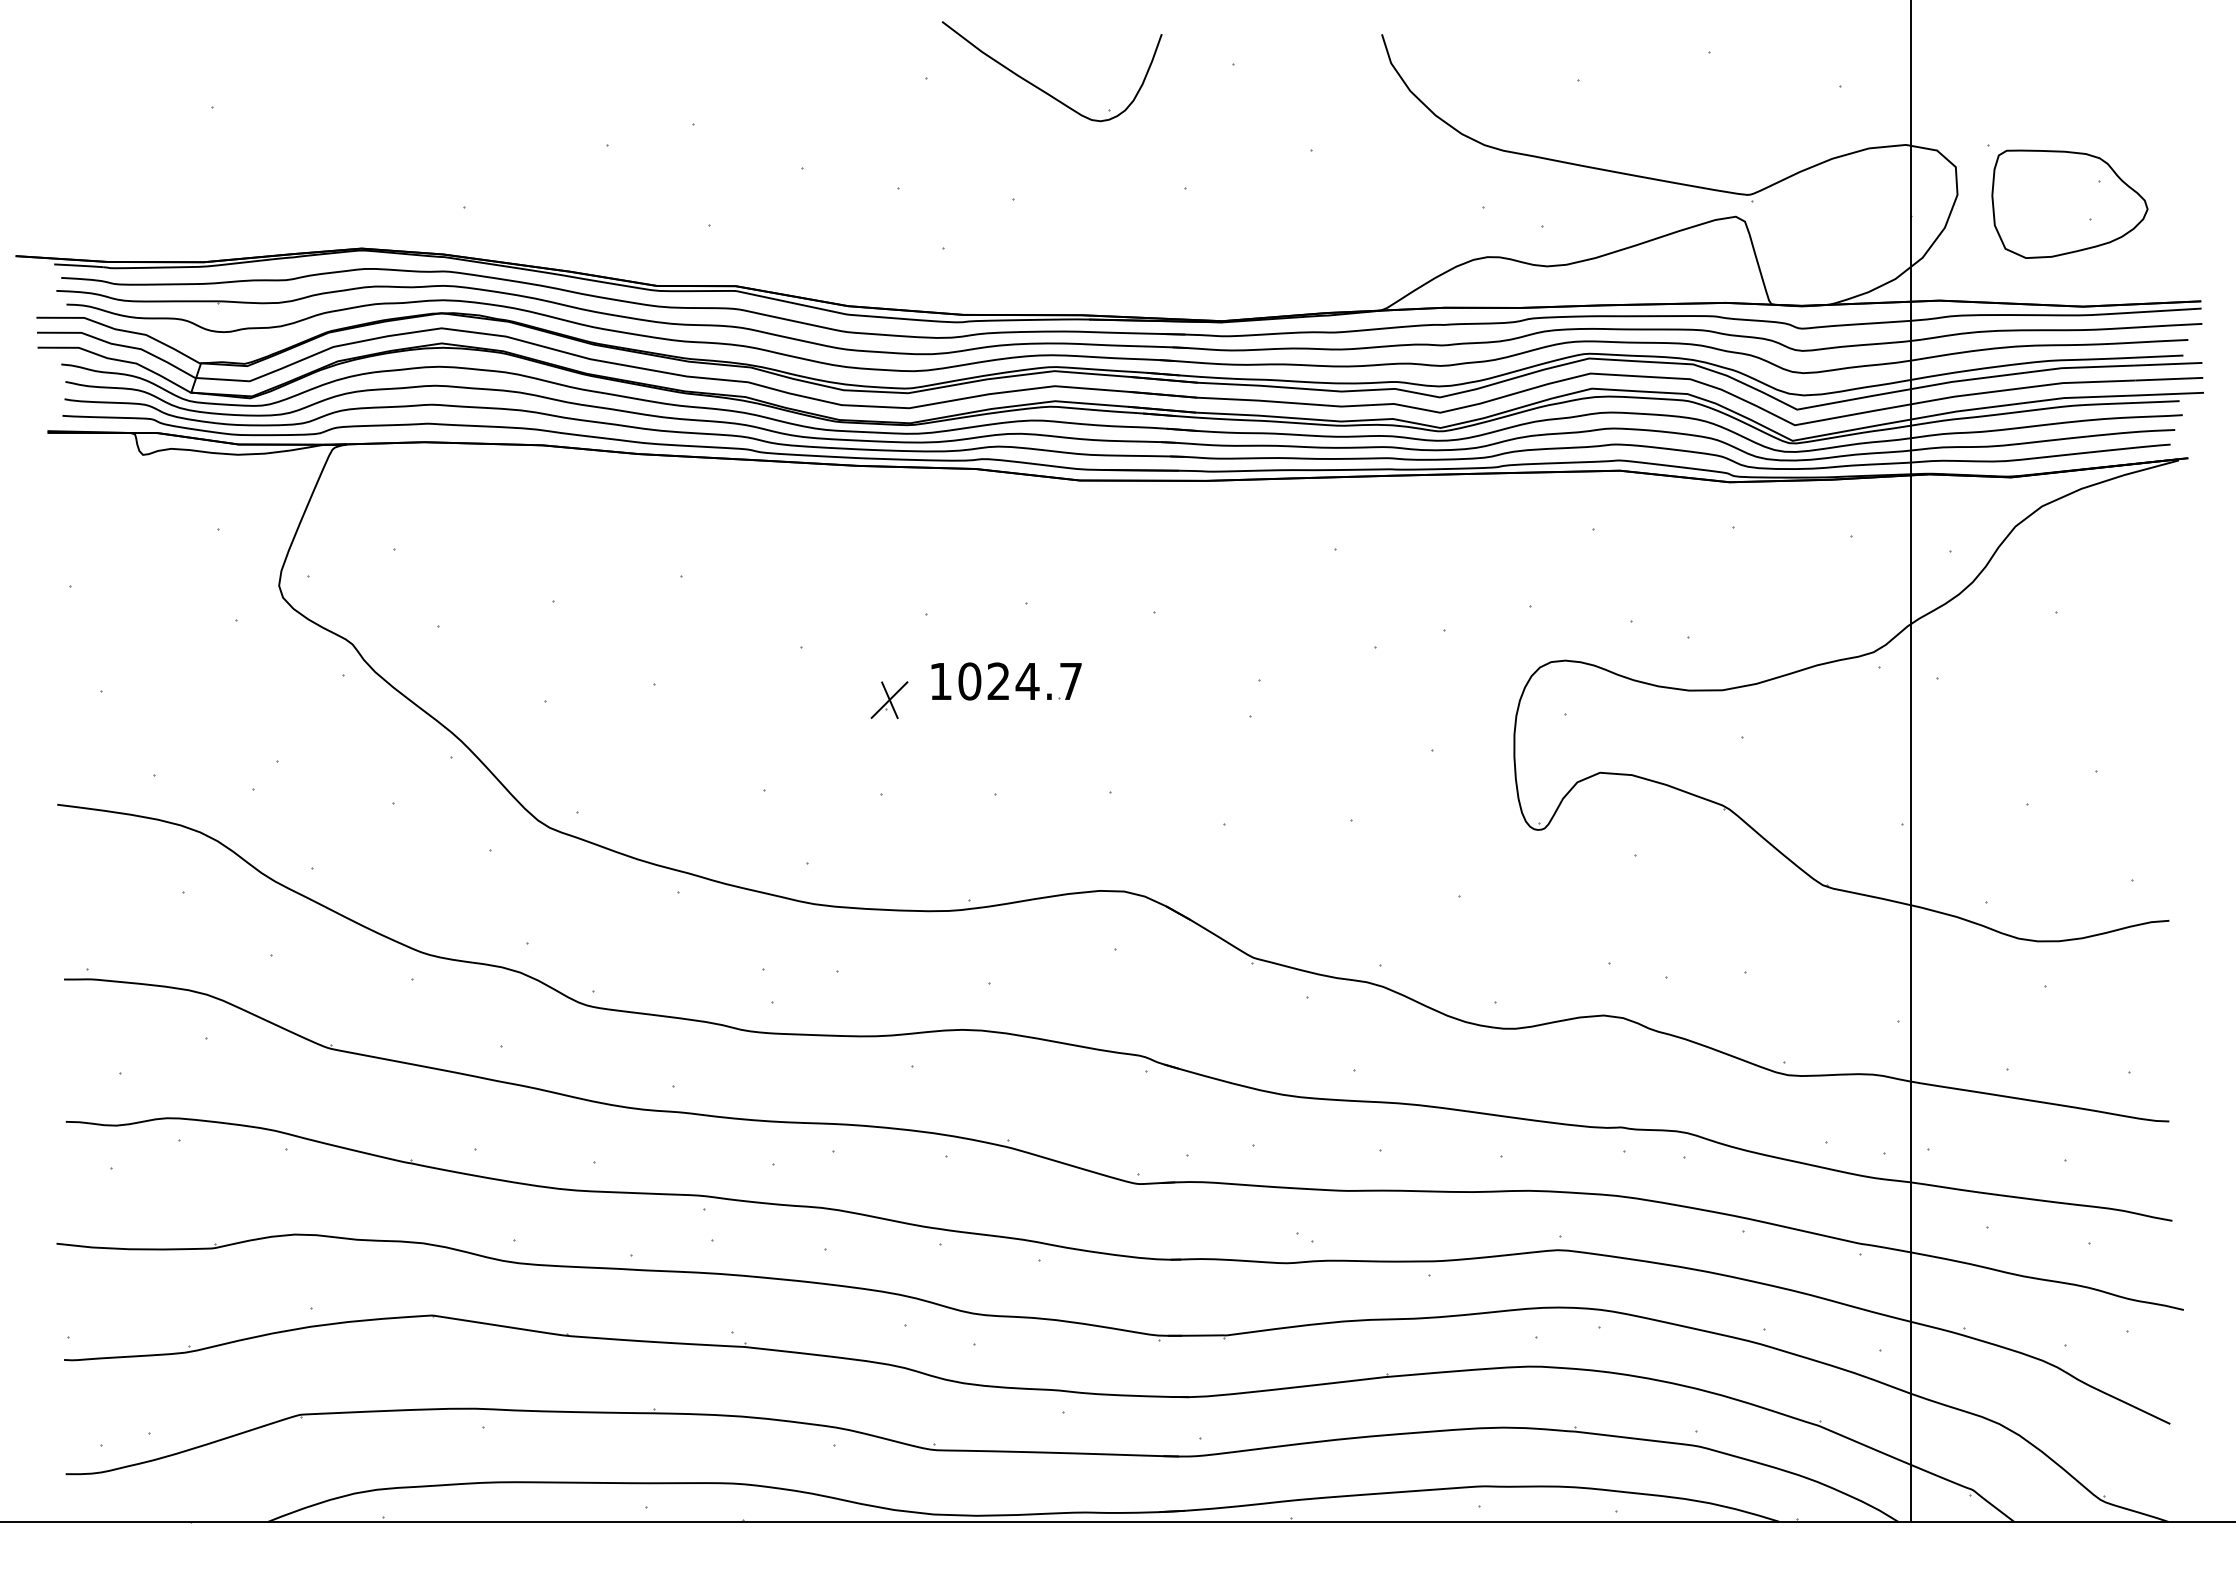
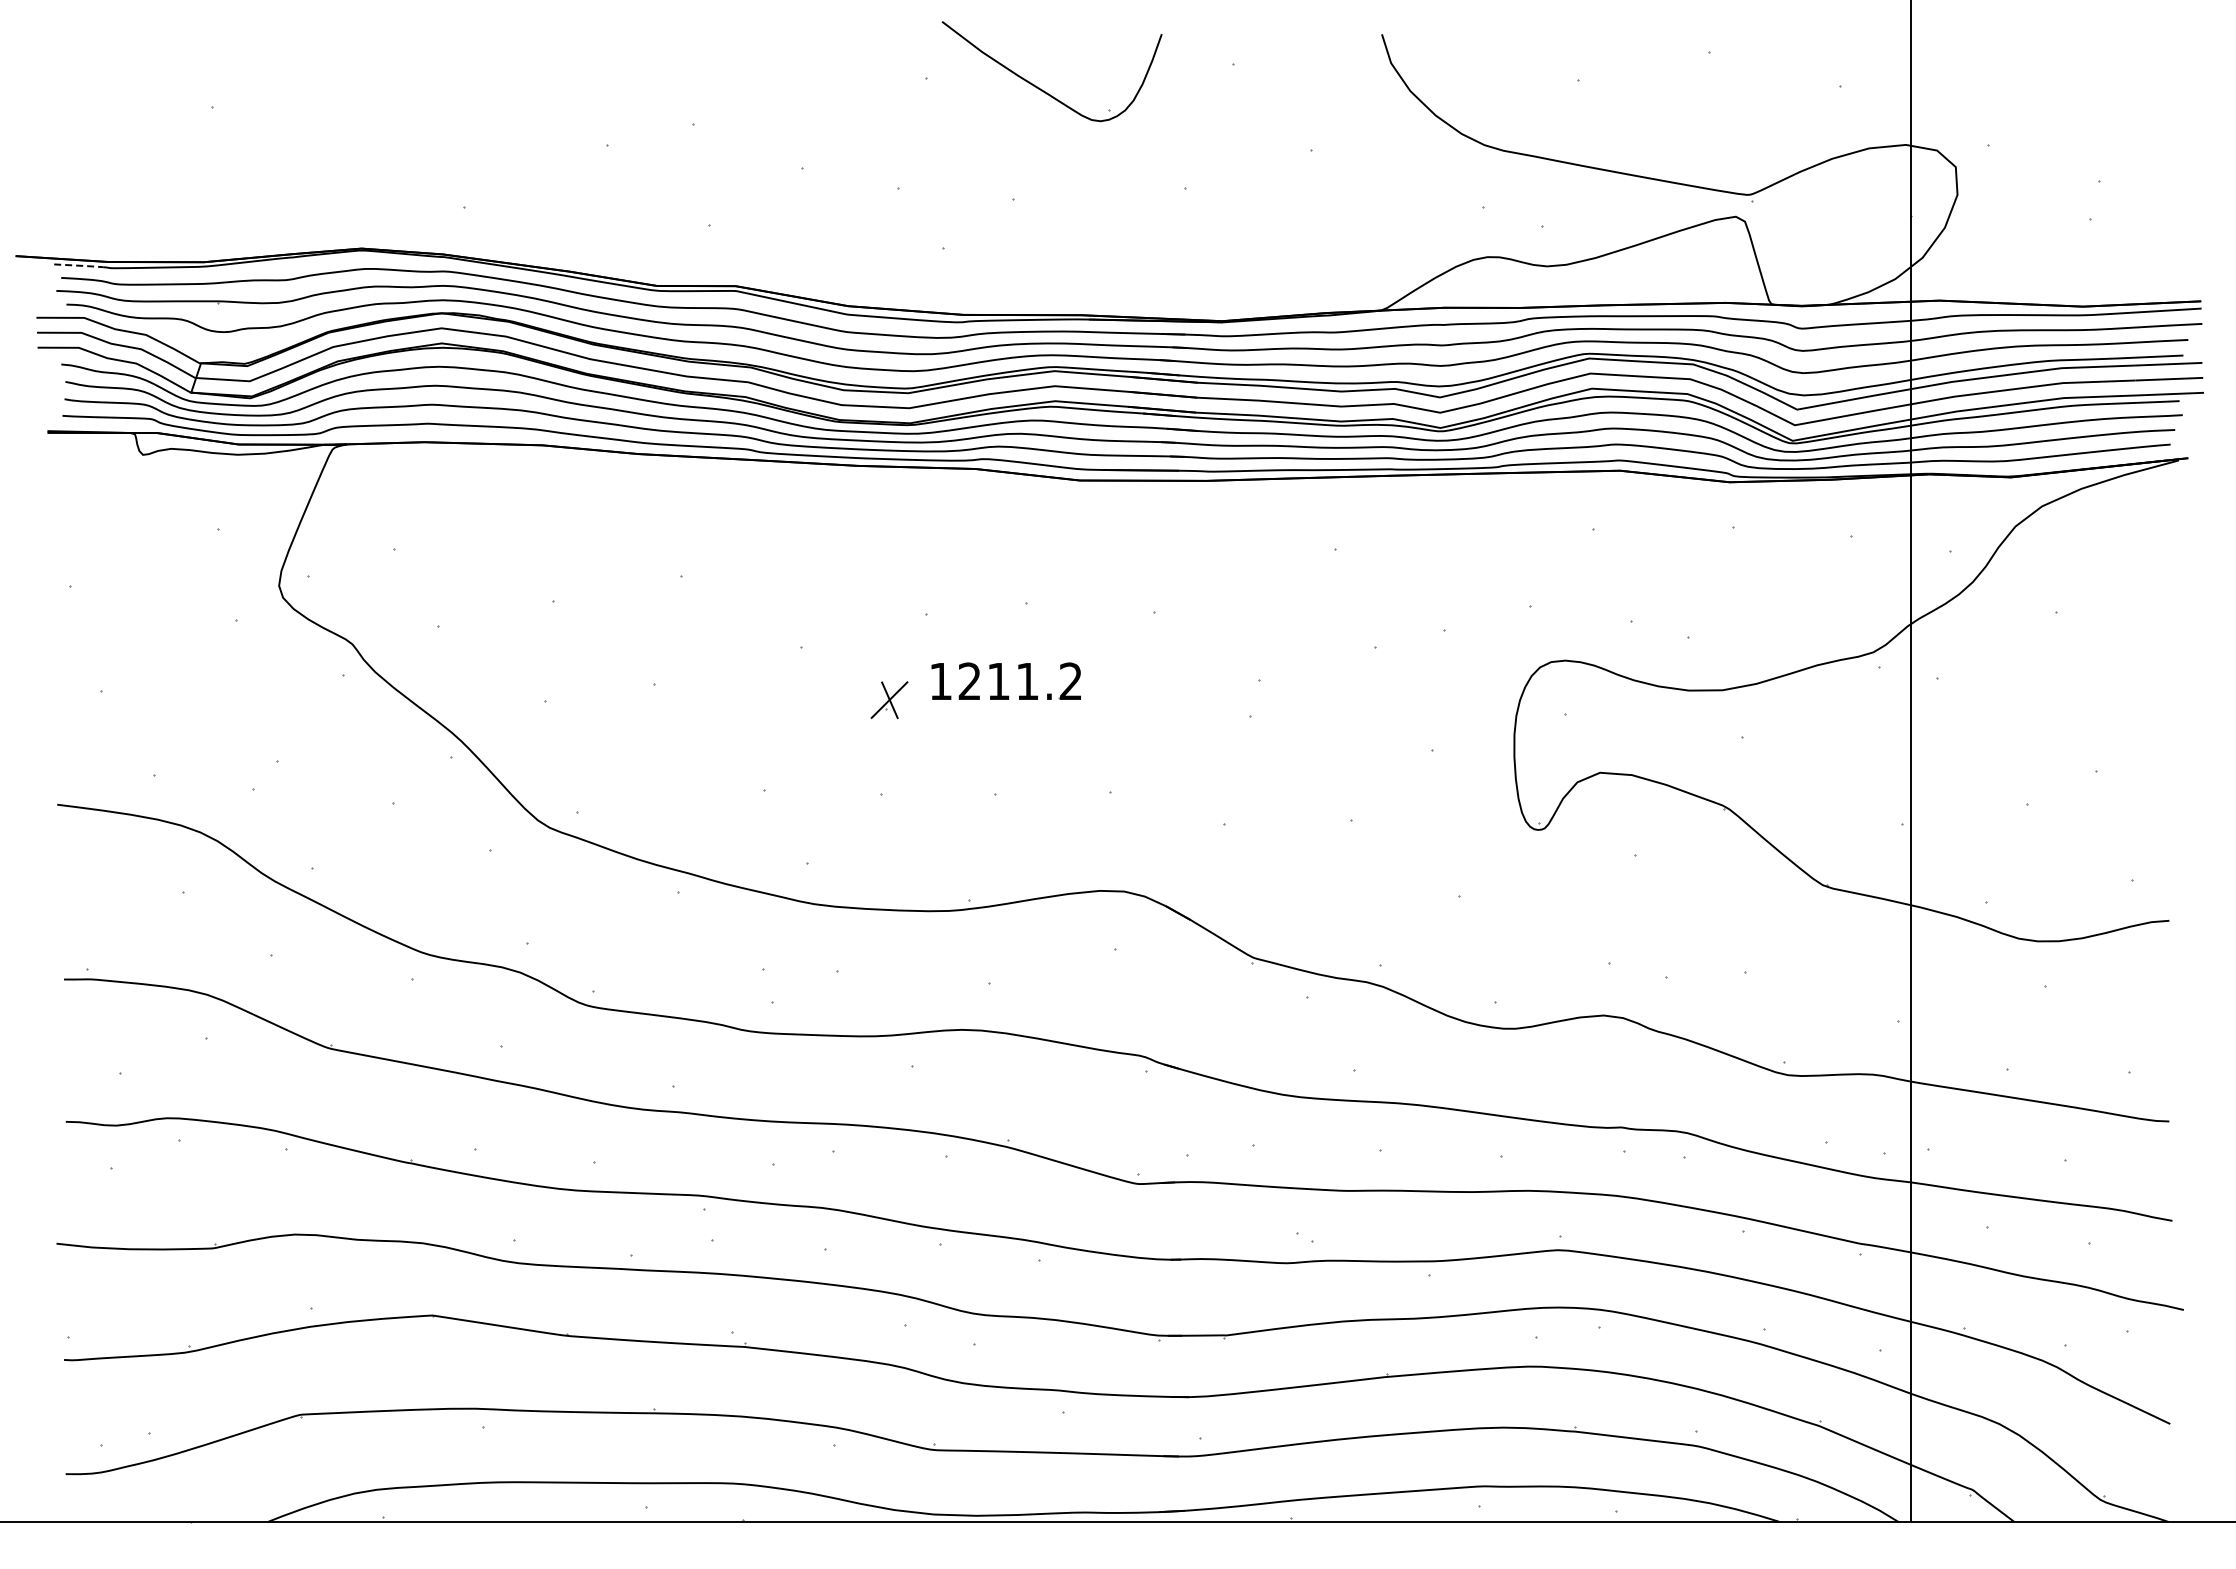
part: present -> none (2069, 203)
line: solid -> dashed (79, 265)
text: 1024.7 -> 1211.2 (1019, 681)
